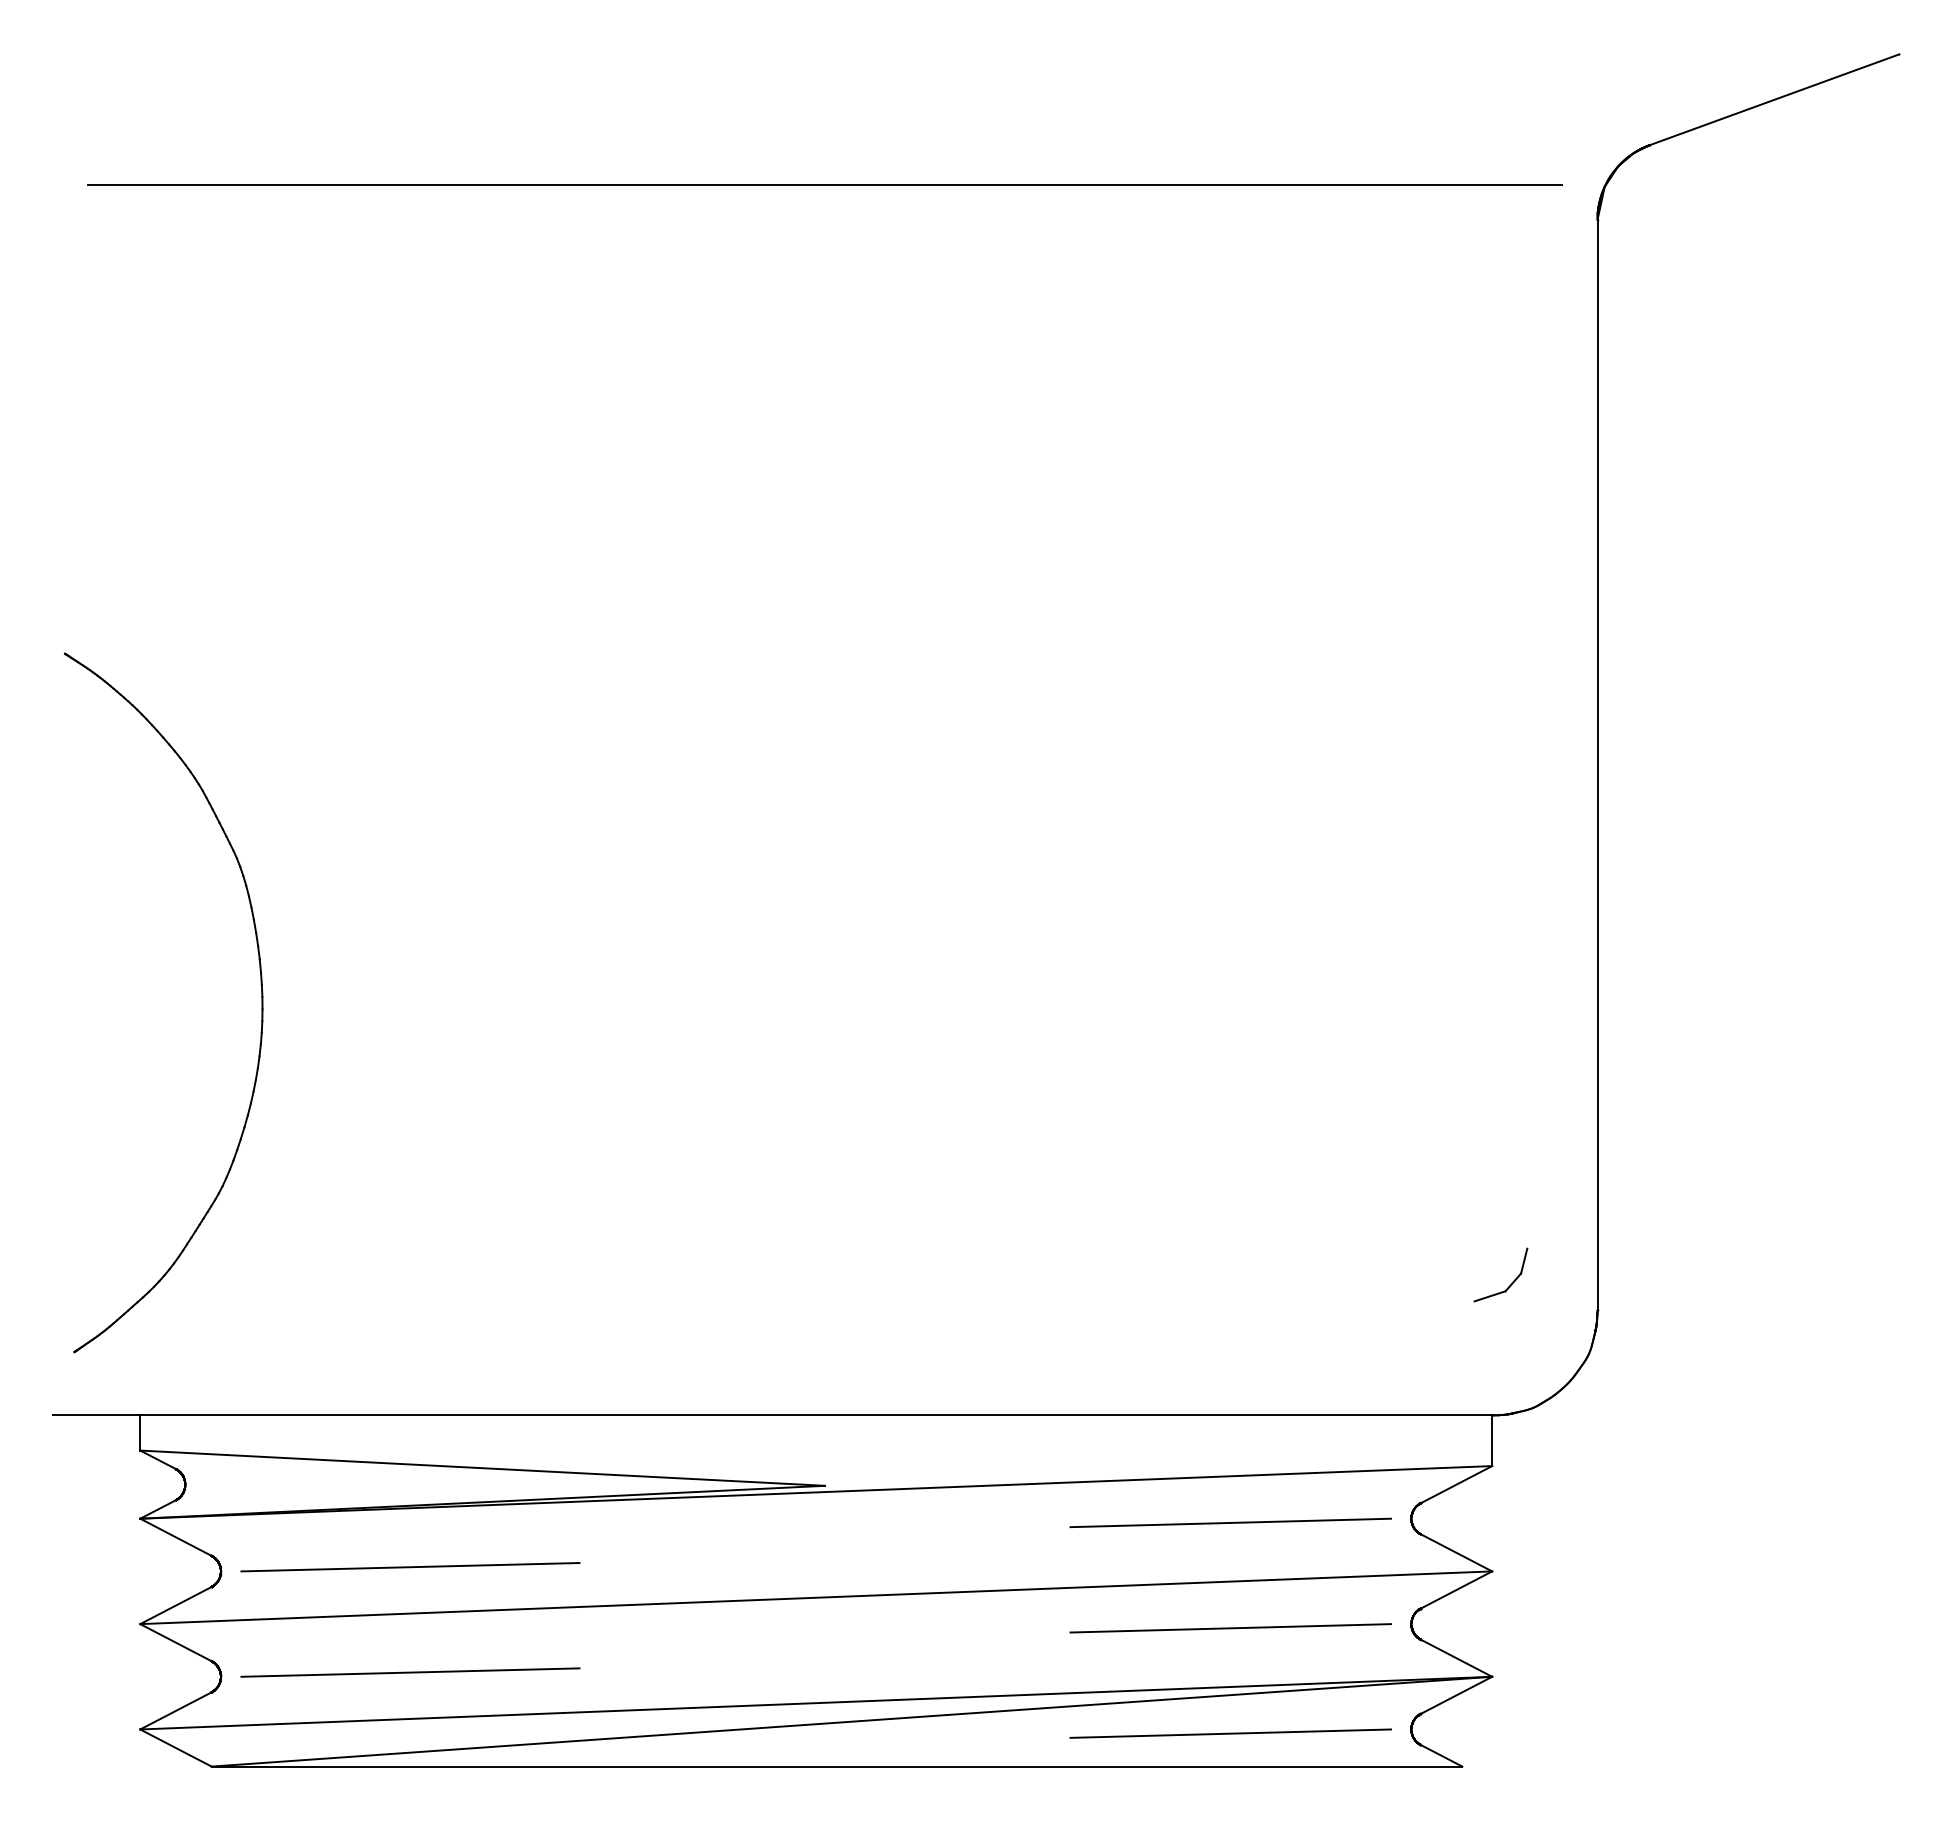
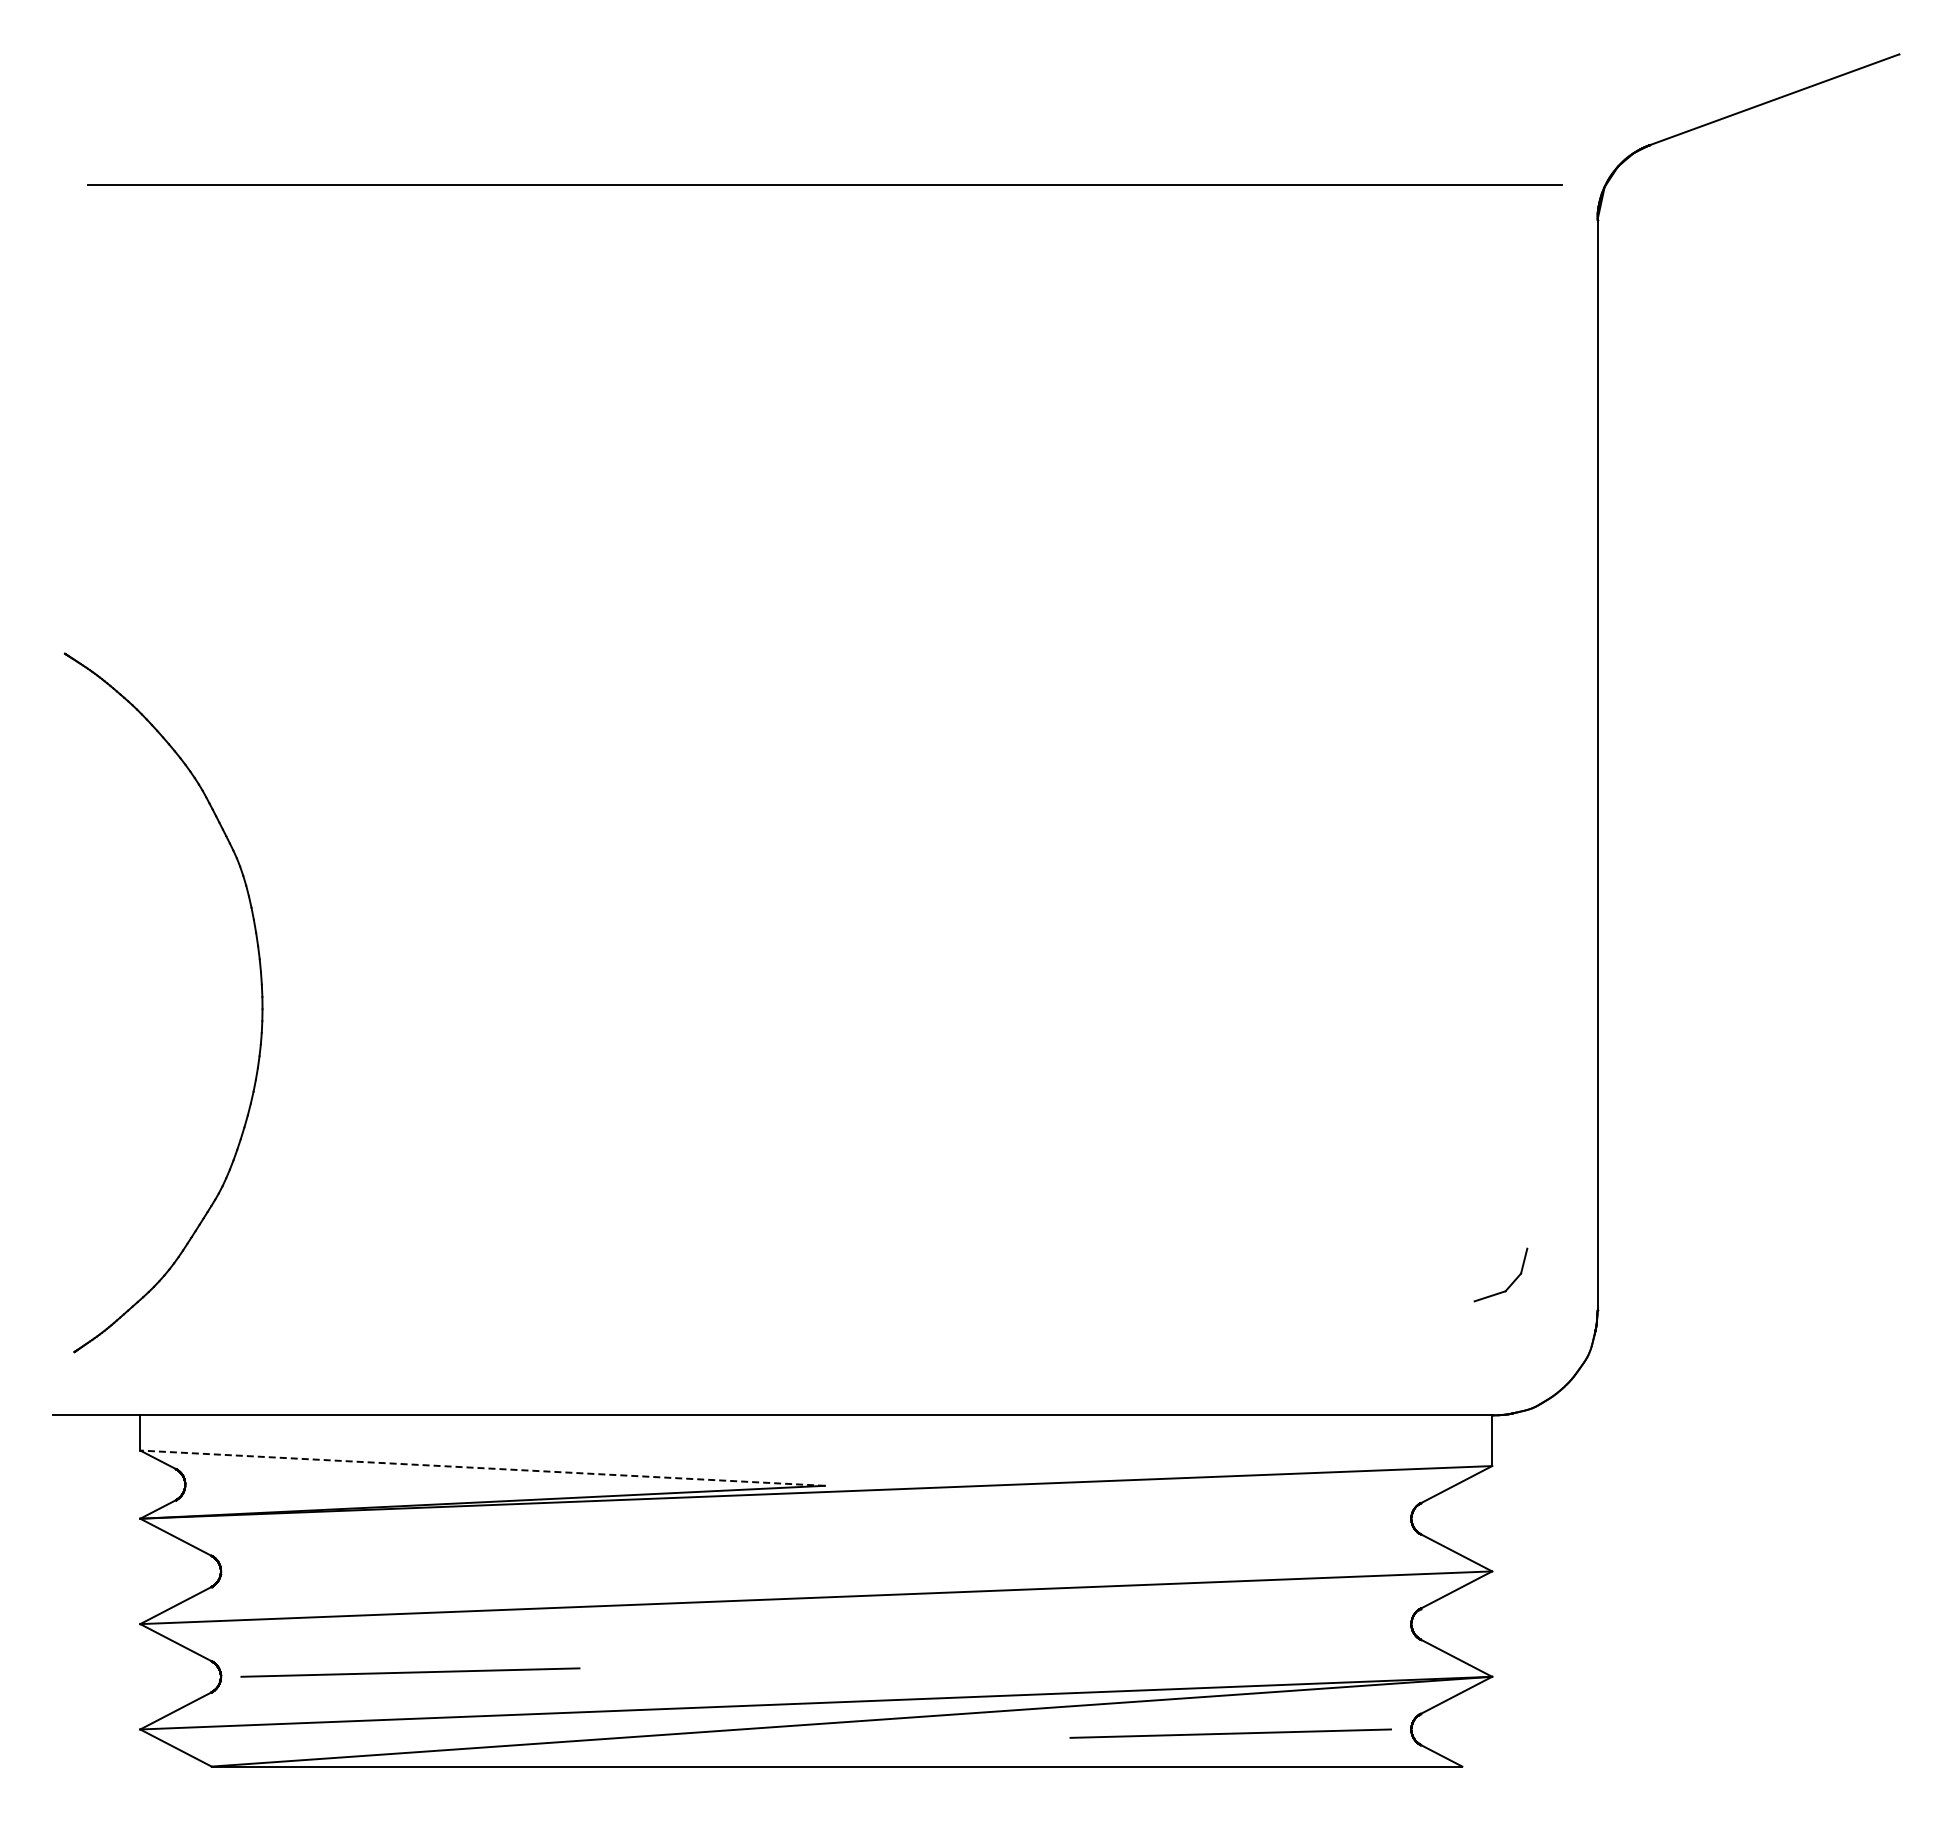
line: solid -> dashed (482, 1468)
line: present -> none (1230, 1522)
line: present -> none (410, 1567)
line: present -> none (1230, 1628)
